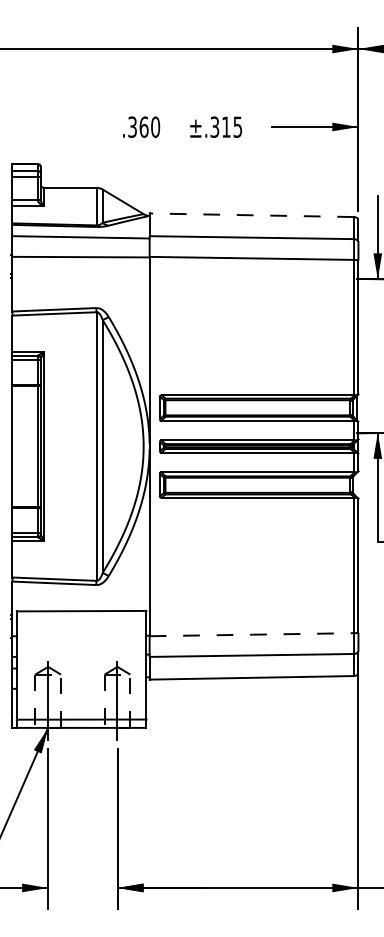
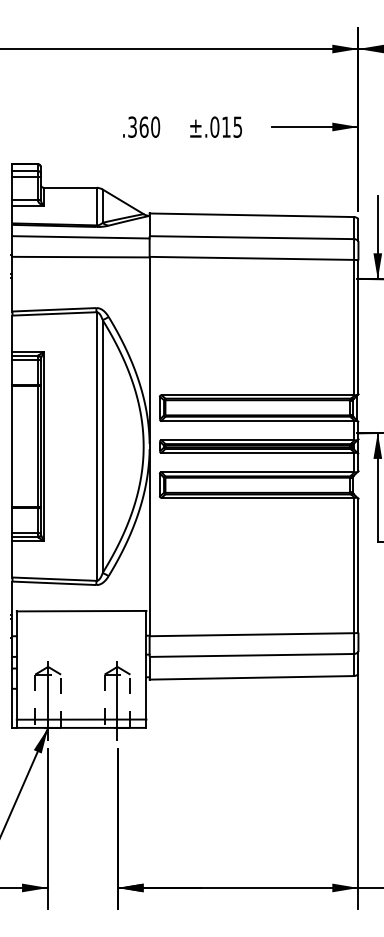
text: ±.315 -> ±.015 (214, 126)
line: dashed -> solid (251, 215)
line: dashed -> solid (252, 634)
